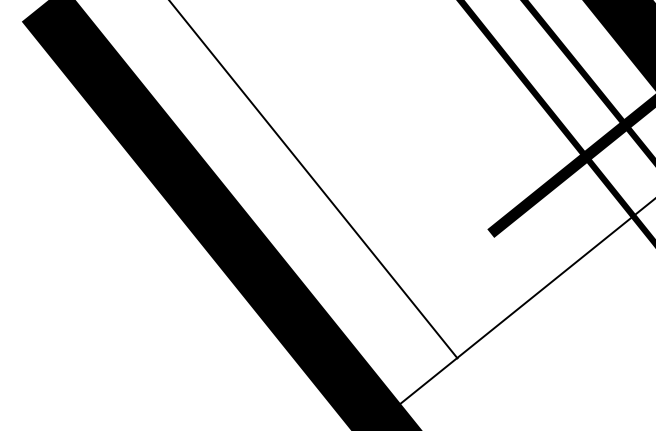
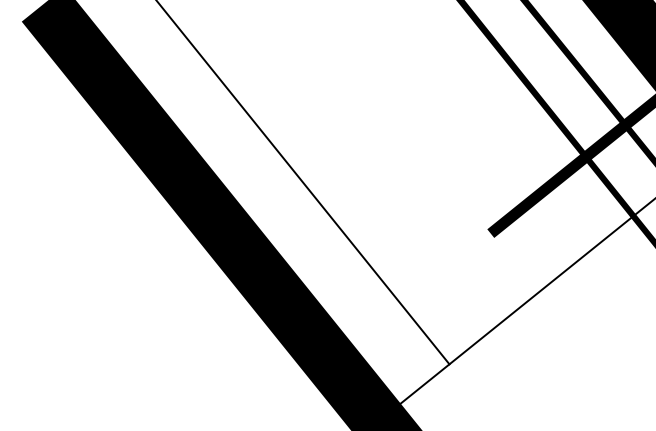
line position: (313, 180) -> (303, 183) (303, 183)
